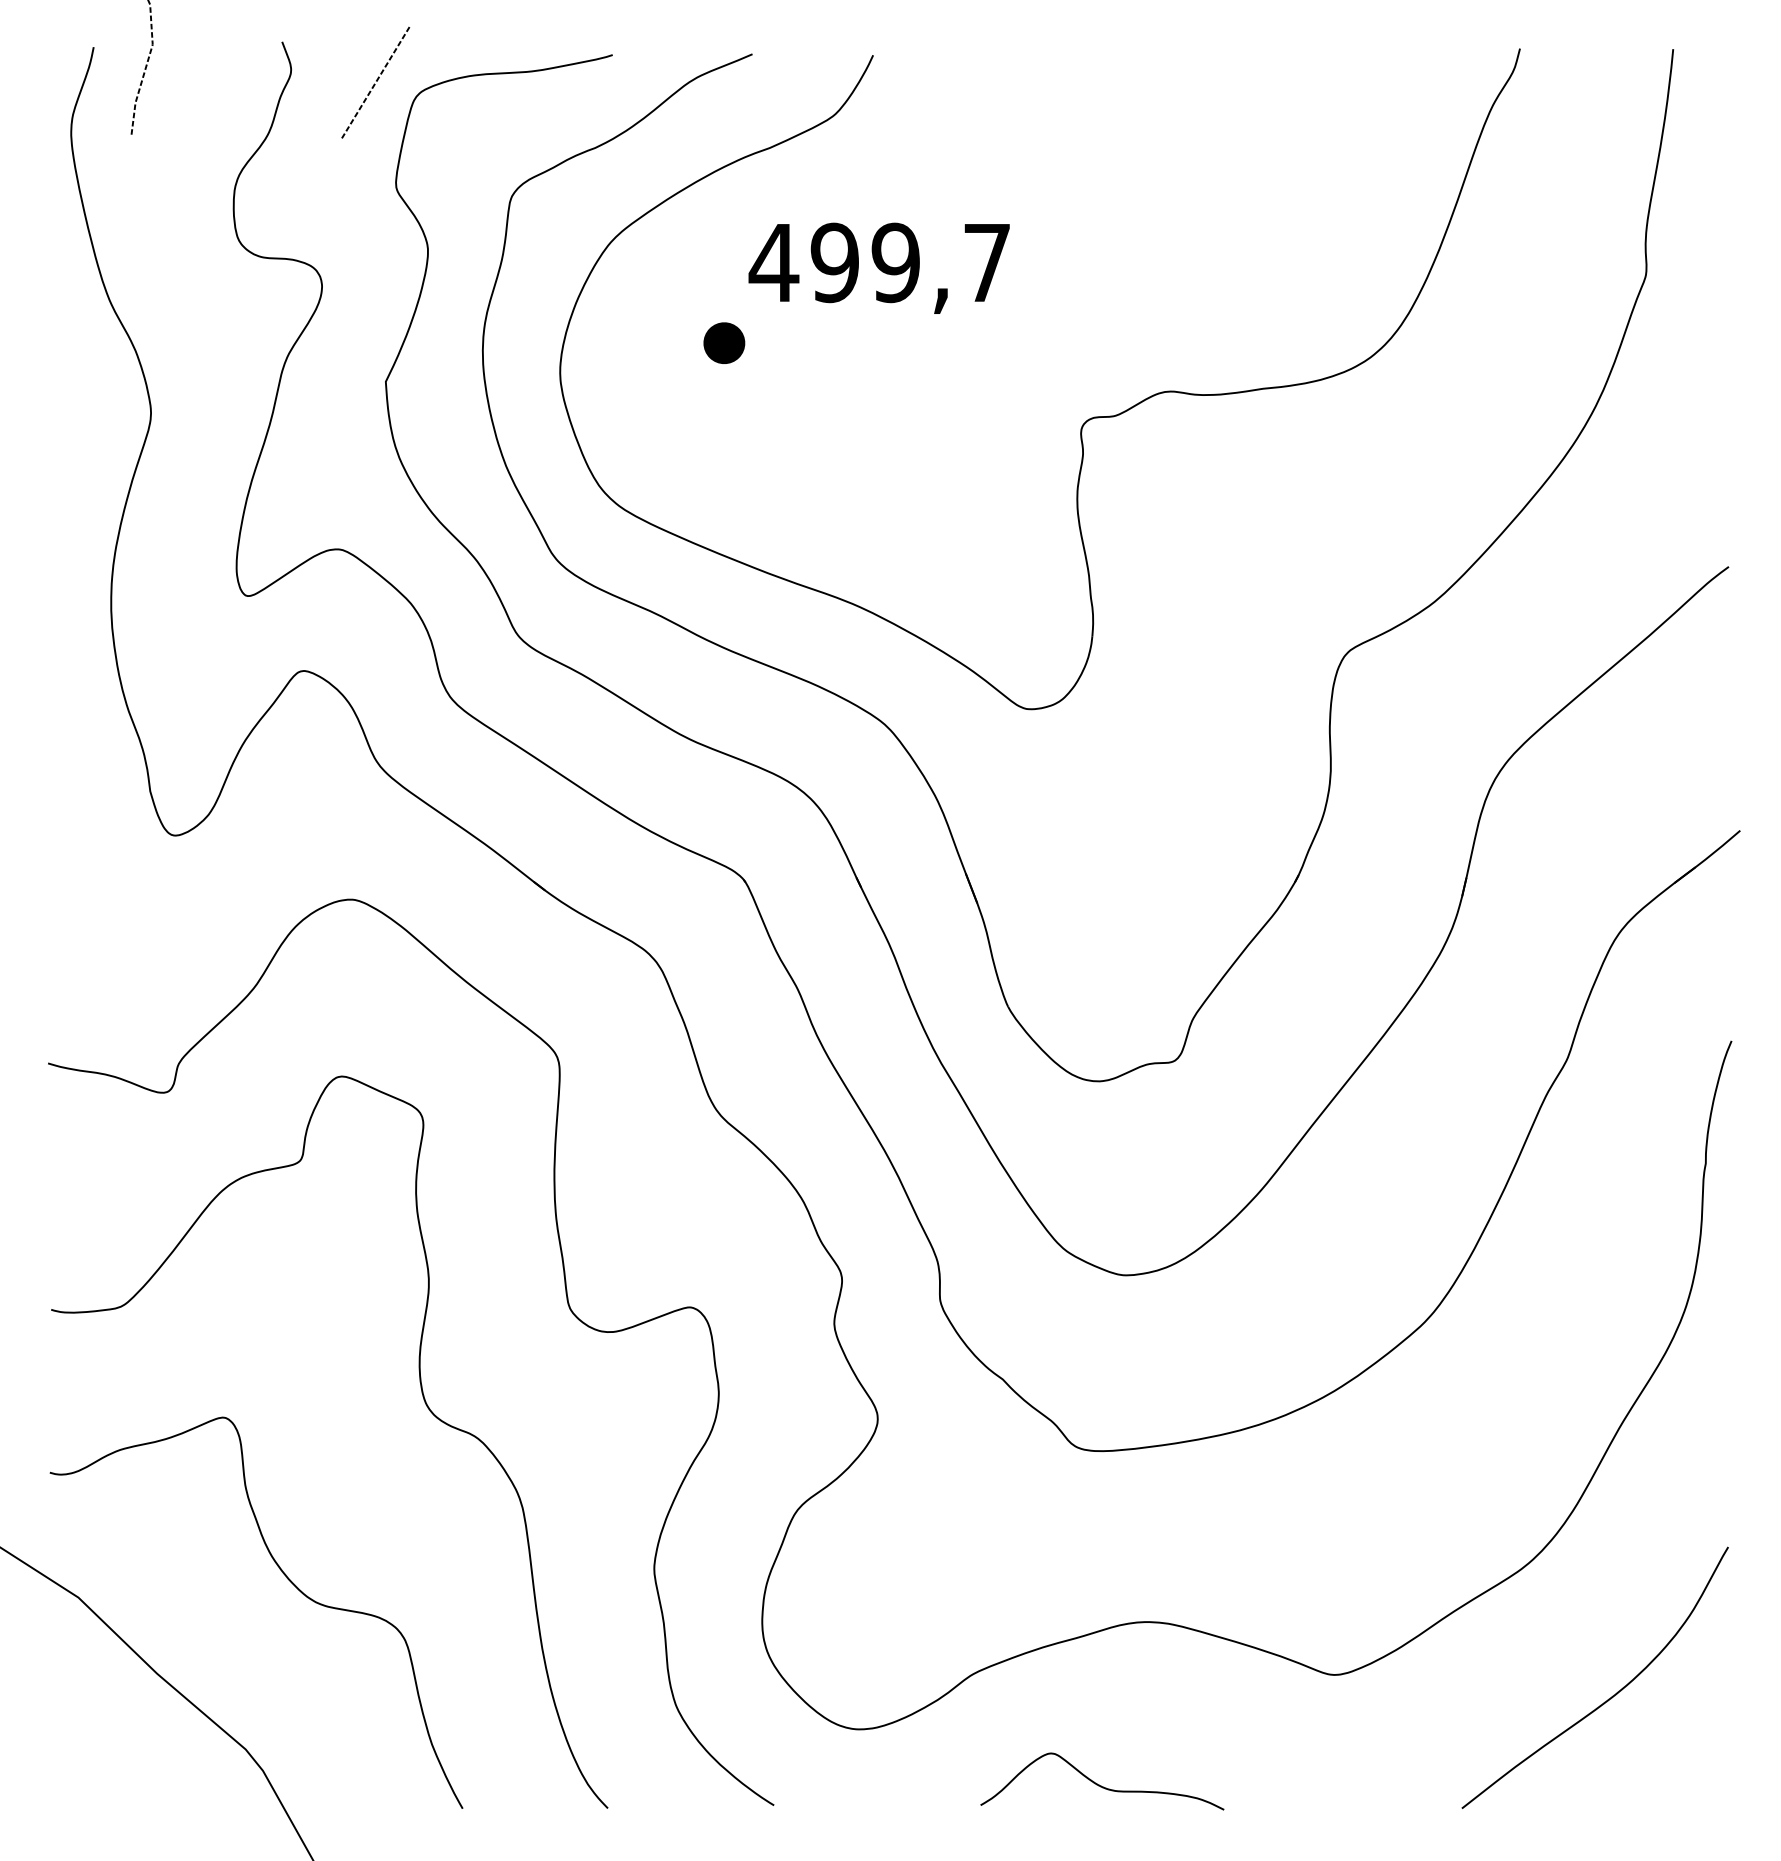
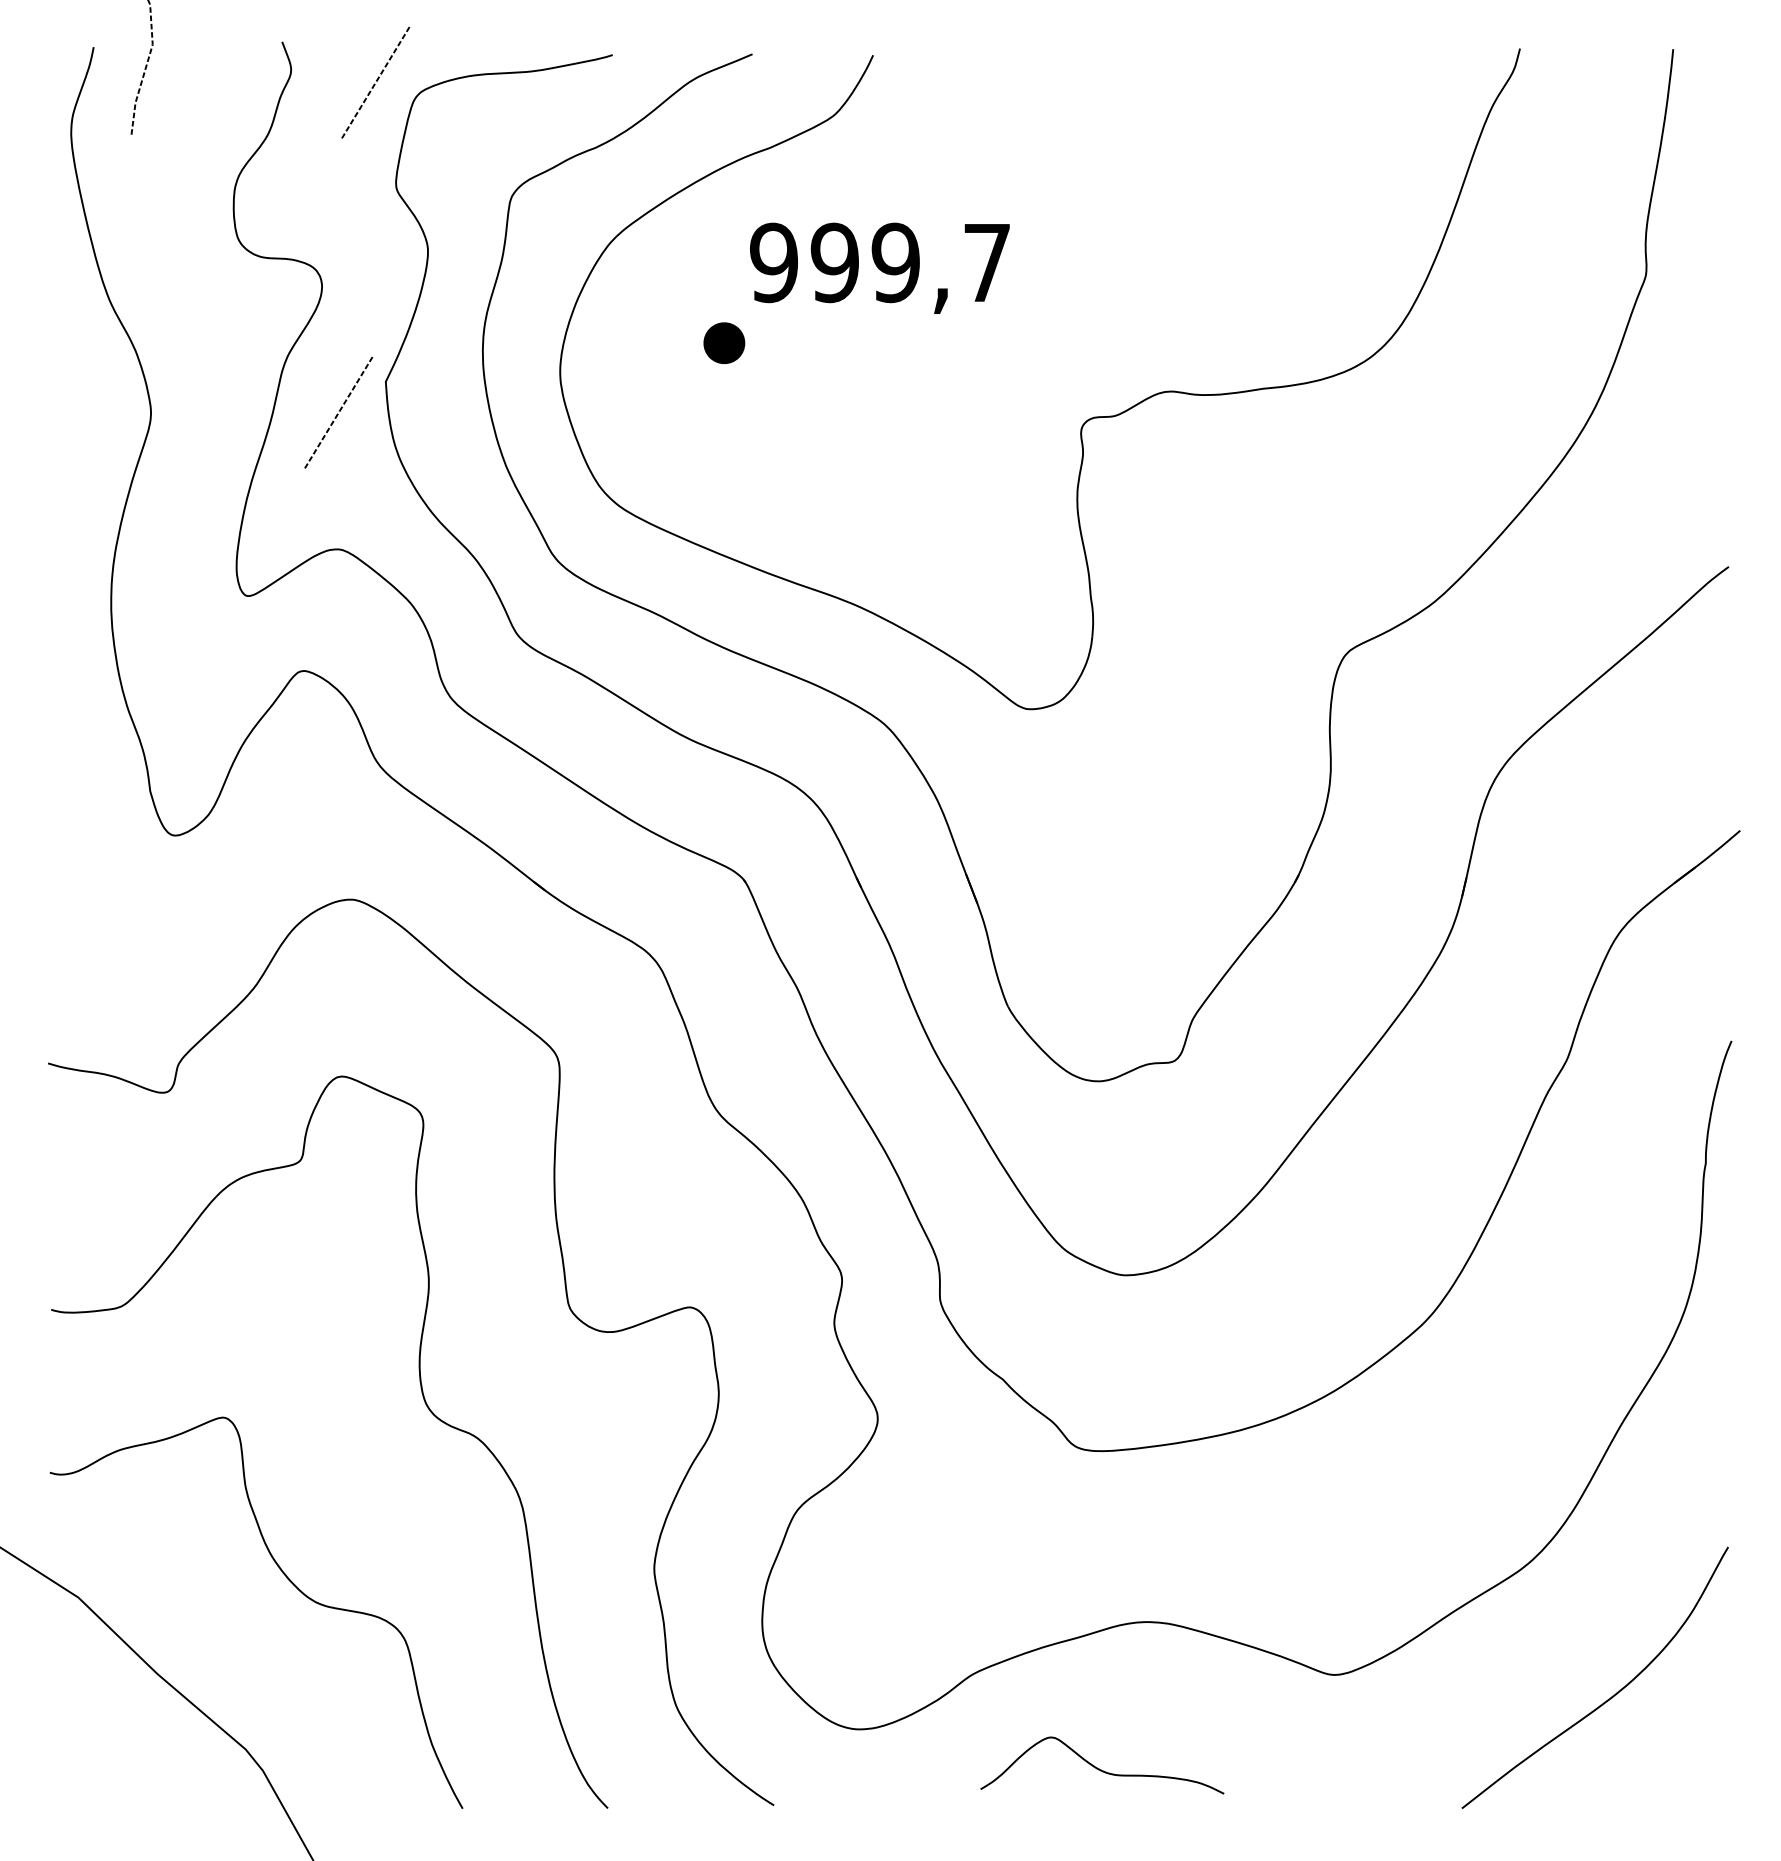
text: 499,7 -> 999,7 (773, 262)
line: none -> present (339, 411)
curve position: (1101, 1785) -> (1101, 1769) (1101, 1769)
